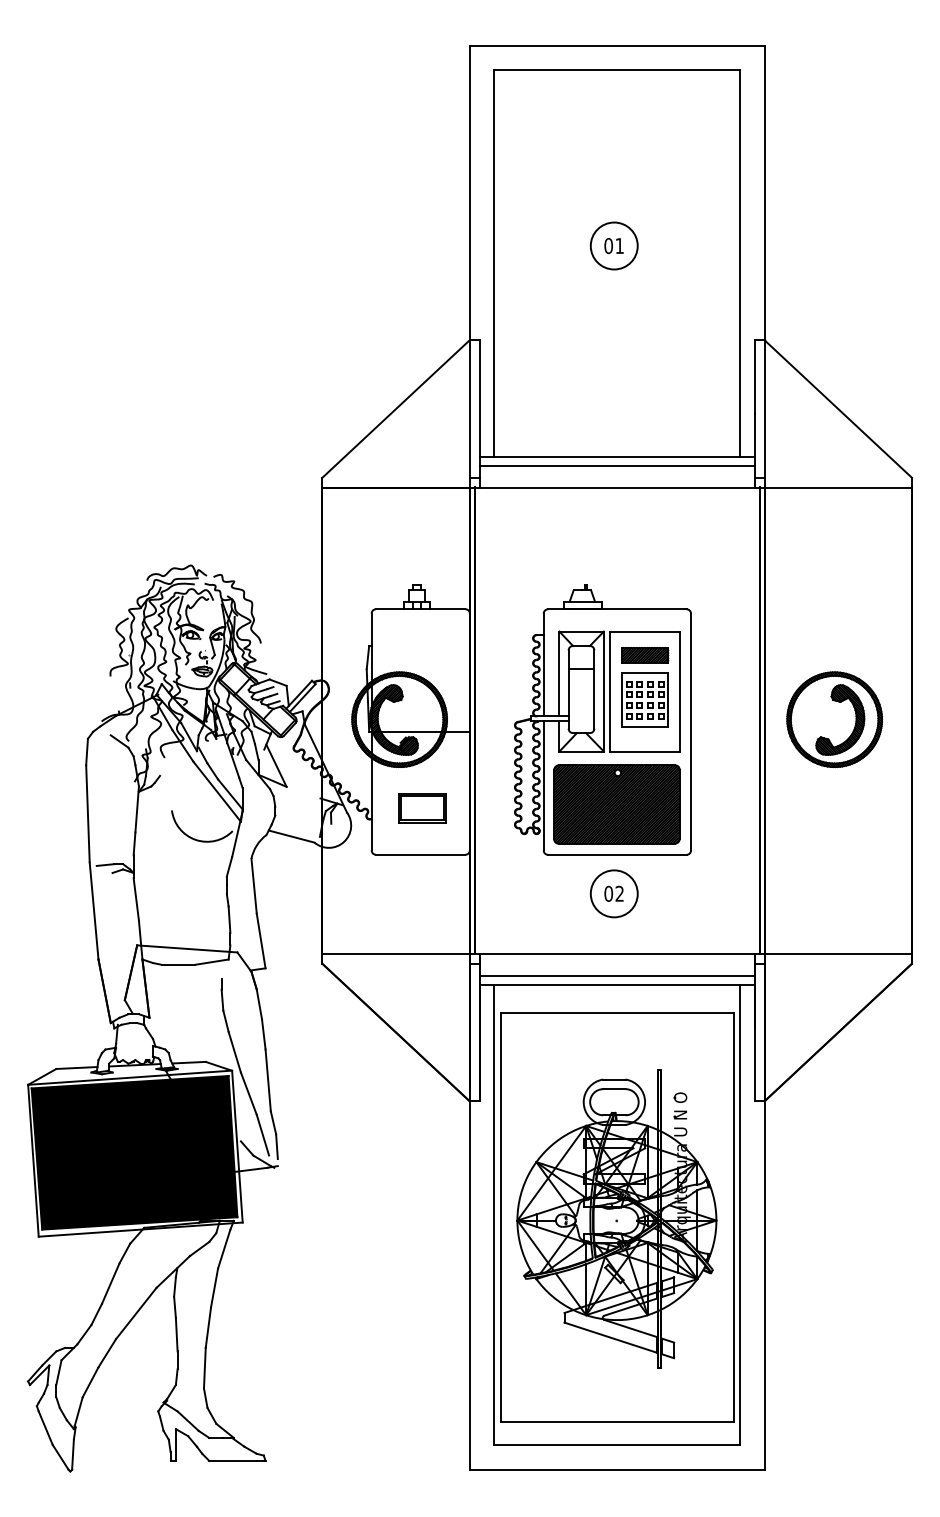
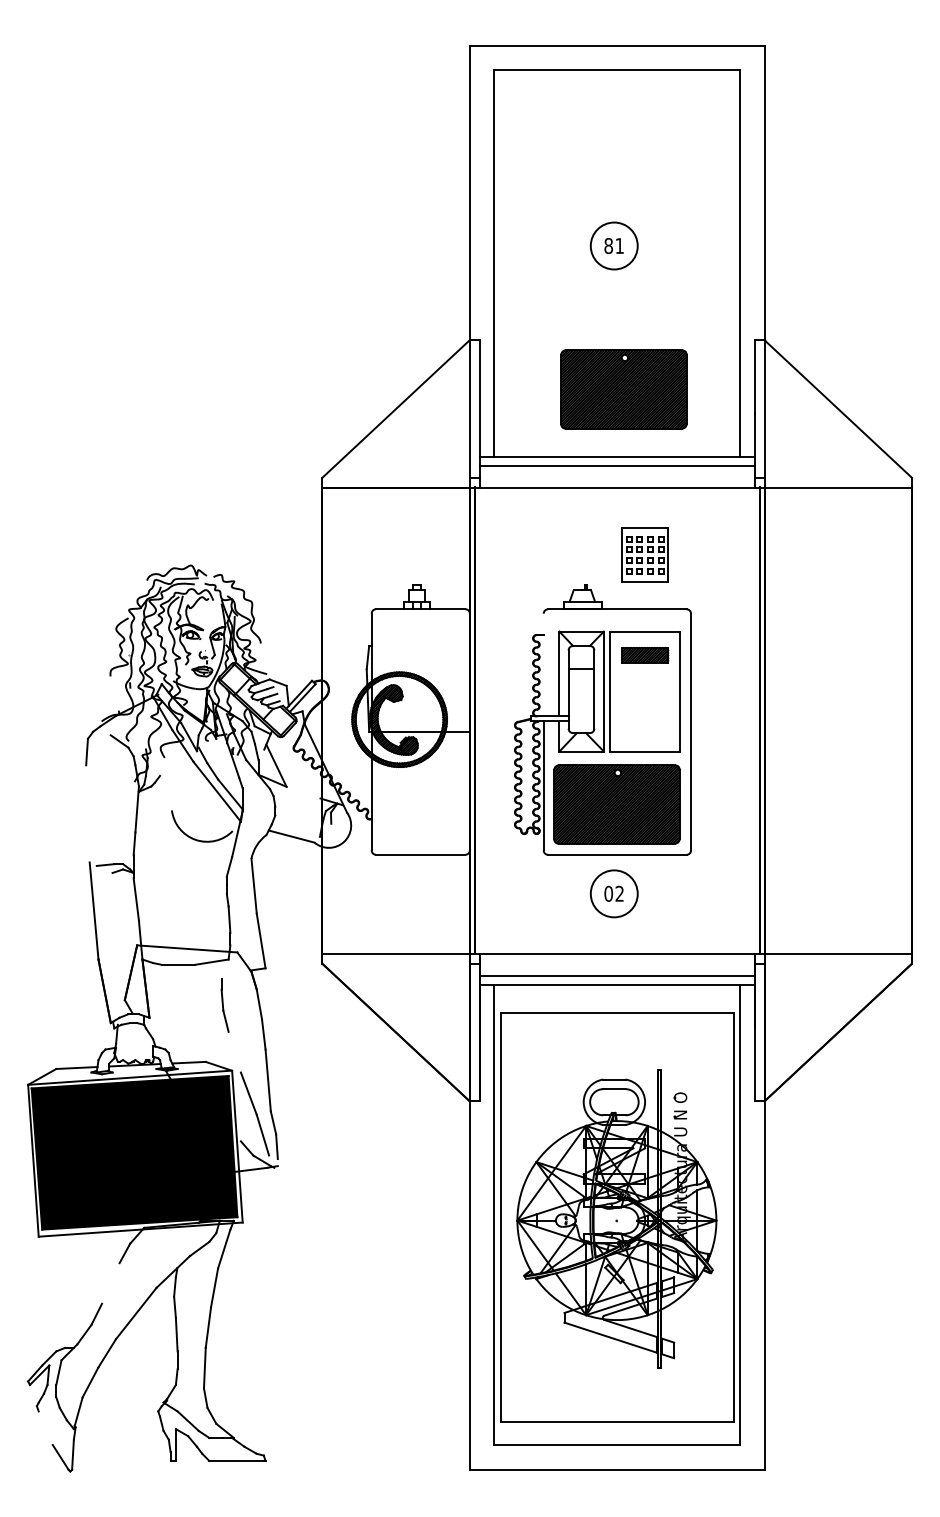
text: 01 -> 81 (608, 245)
part: none -> present (623, 389)
line: present -> none (543, 664)
part position: (644, 699) -> (644, 554) (644, 554)
part: present -> none (834, 719)
part: present -> none (422, 808)
line: present -> none (87, 813)
line: present -> none (234, 1051)
line: present -> none (110, 1283)
line: present -> none (45, 1427)
